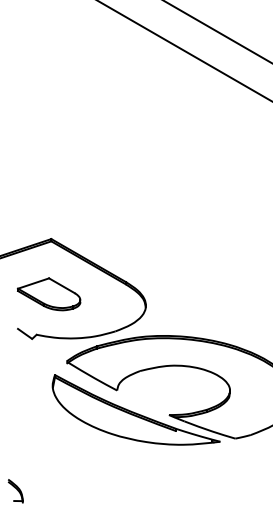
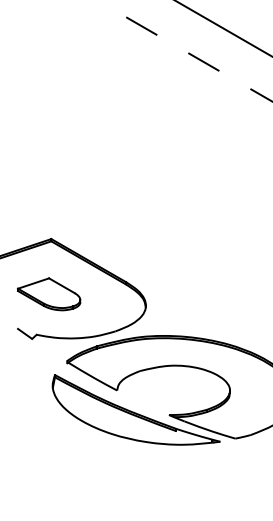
line position: (217, 31) -> (223, 28) (223, 28)
line: solid -> dashed (185, 51)
part: present -> none (15, 491)
